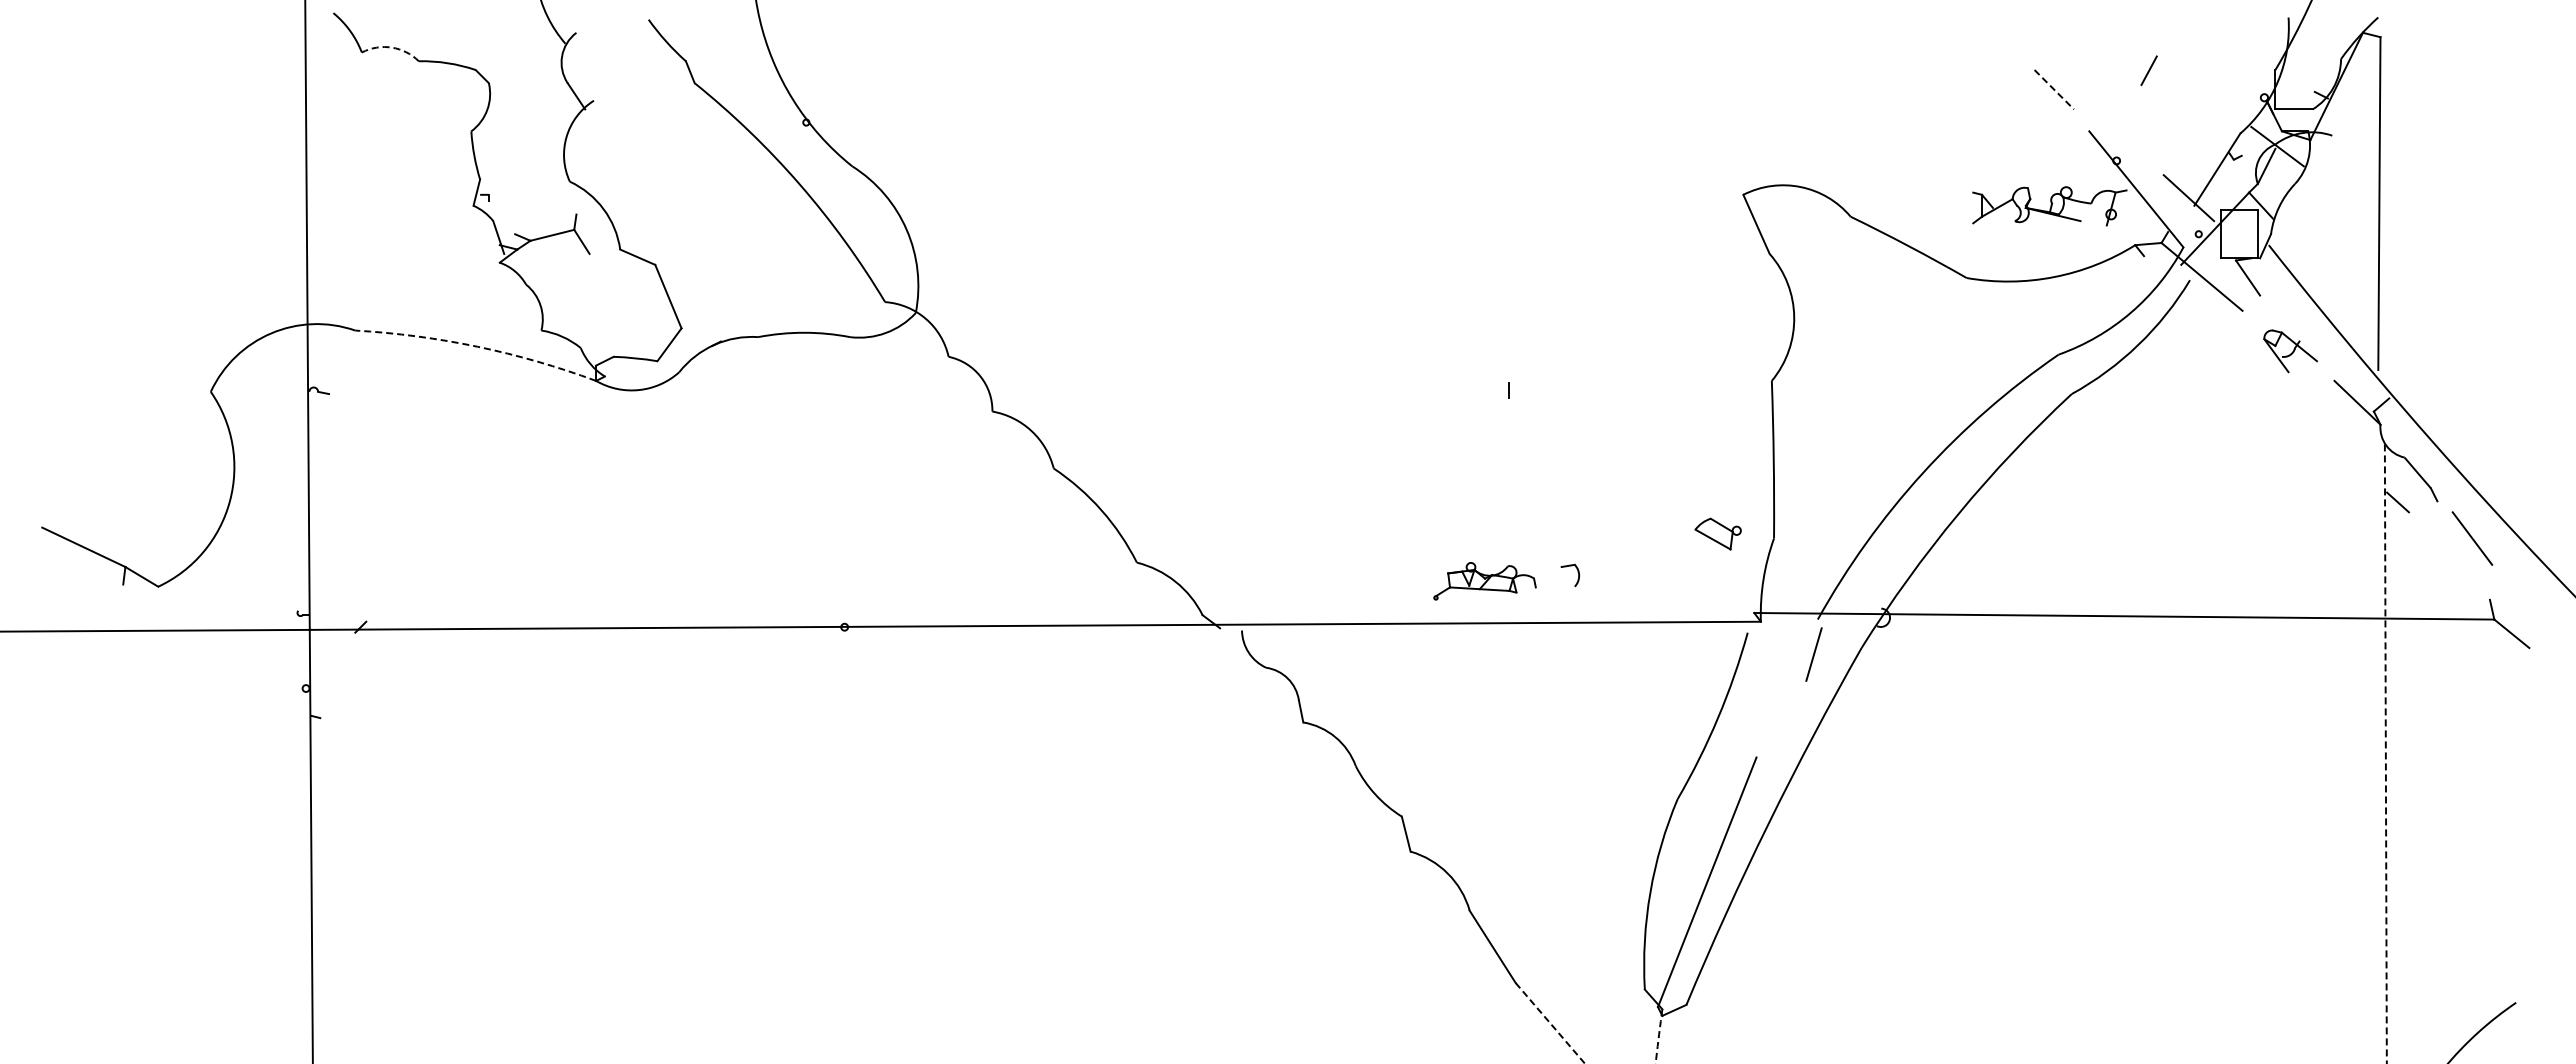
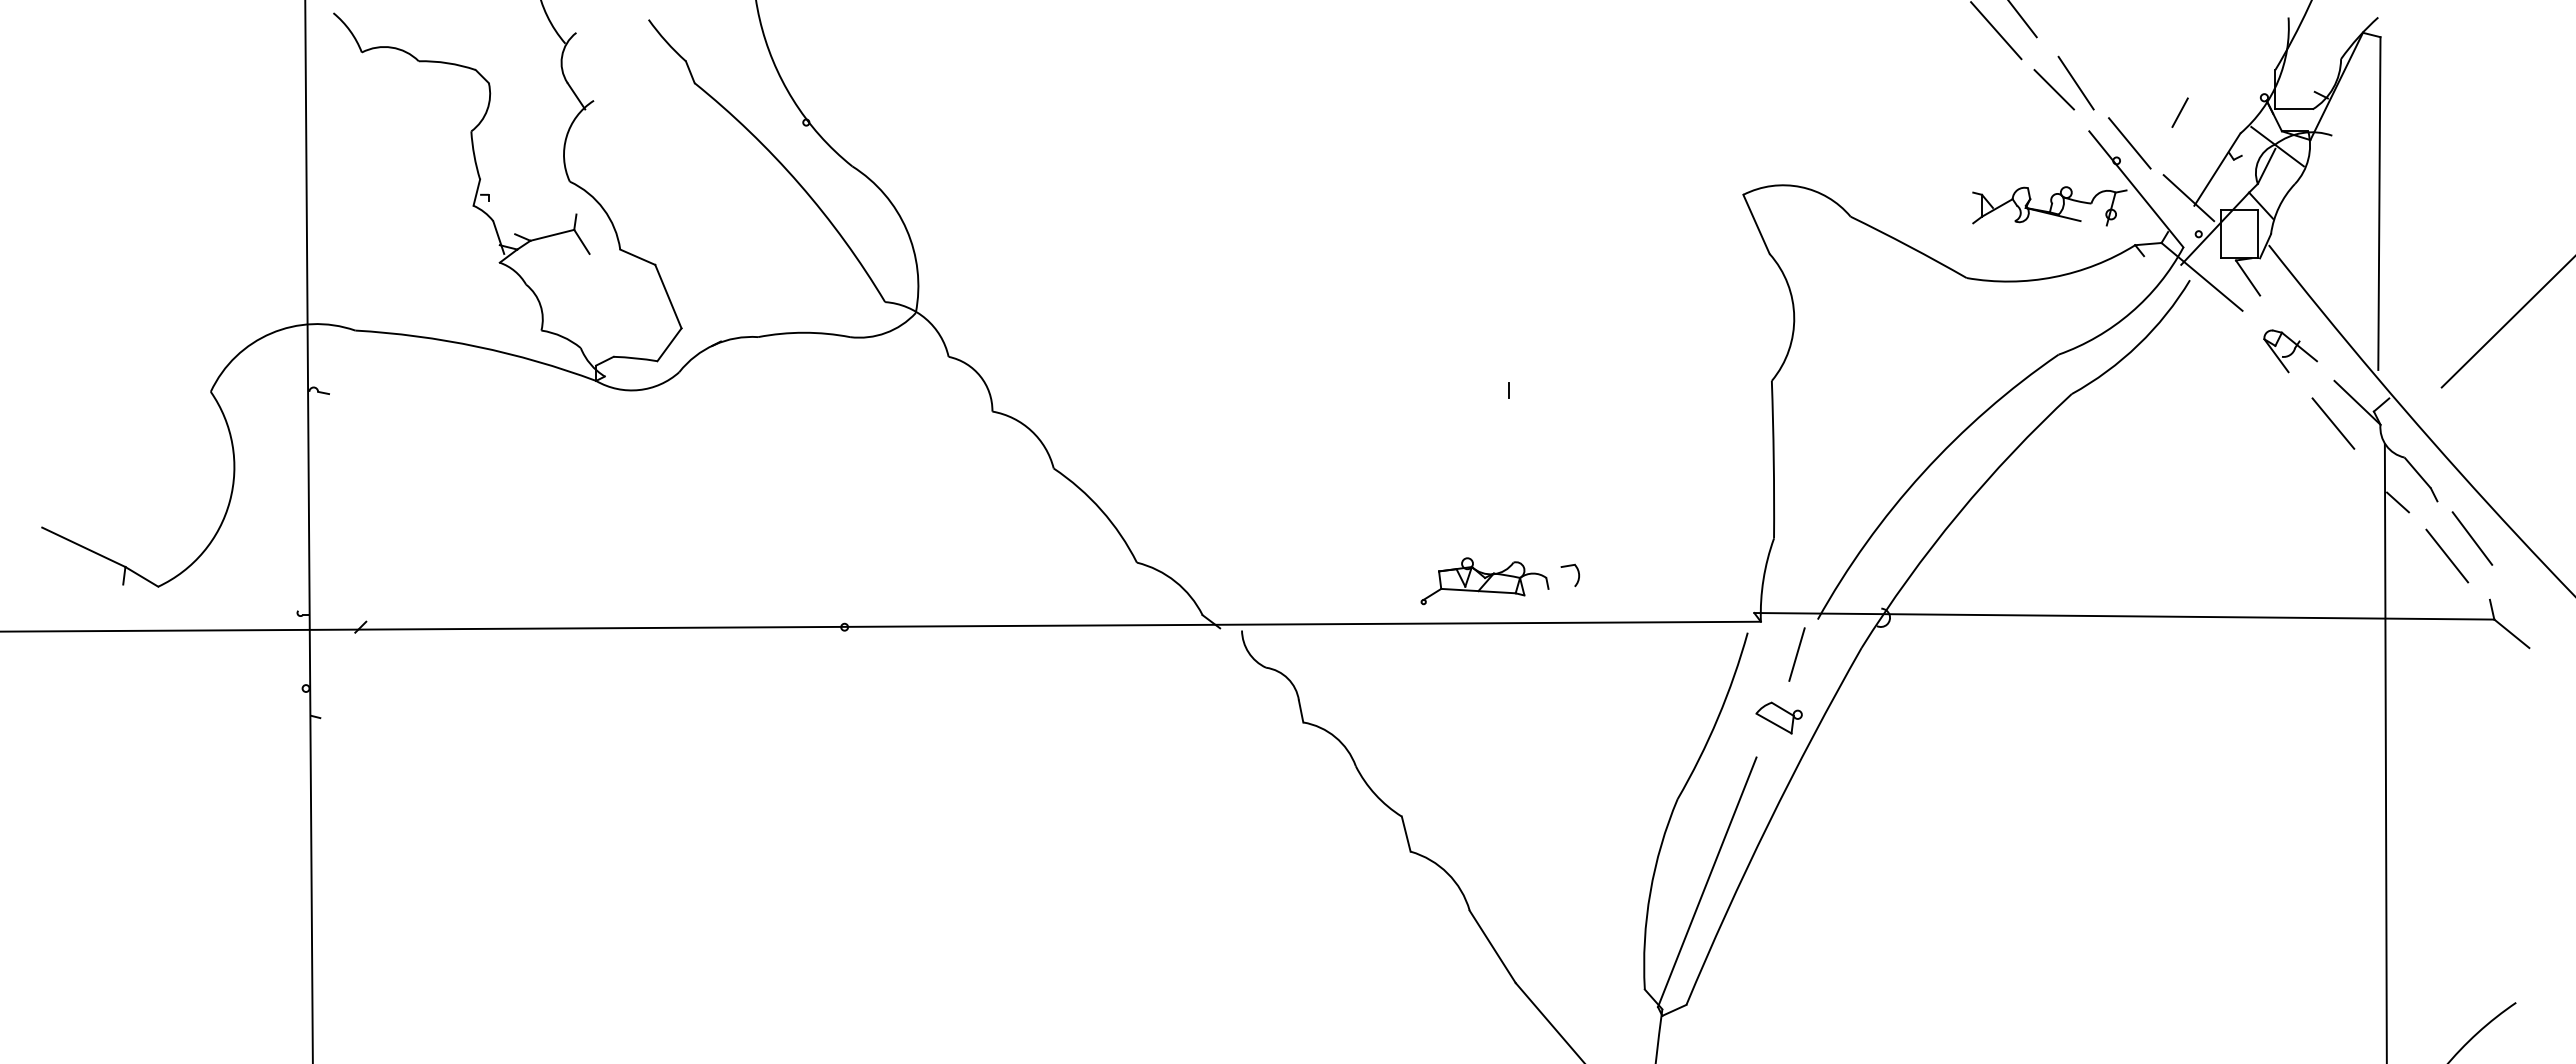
line: none -> present (2023, 19)
line: none -> present (1996, 30)
arc: dashed -> solid (391, 47)
line position: (2148, 70) -> (2179, 112) (2179, 112)
line: none -> present (2075, 82)
line: dashed -> solid (2054, 89)
line: none -> present (2129, 143)
line: none -> present (2506, 322)
arc: dashed -> solid (477, 346)
line: none -> present (2333, 423)
part position: (1717, 533) -> (1778, 717) (1778, 717)
line: none -> present (2447, 555)
part size: 104x39 px -> 130x49 px (1484, 581)
line position: (1813, 654) -> (1796, 654) (1796, 654)
line: dashed -> solid (2385, 754)
line: dashed -> solid (1550, 1023)
arc: dashed -> solid (1658, 1037)
